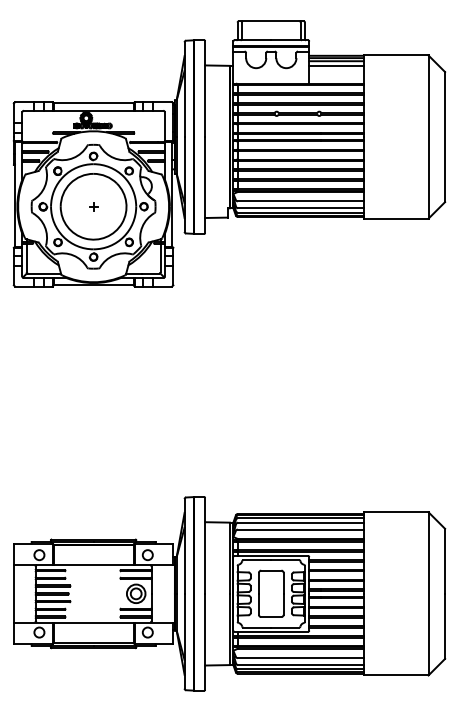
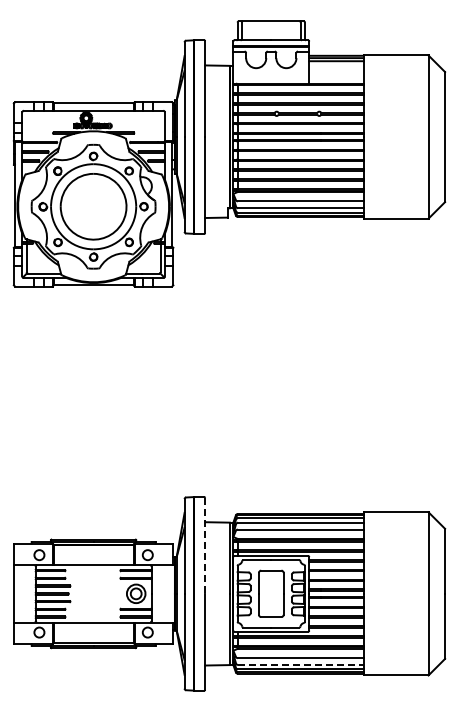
line: present -> none (336, 65)
part: present -> none (93, 206)
line: solid -> dashed (205, 545)
line: solid -> dashed (300, 664)
